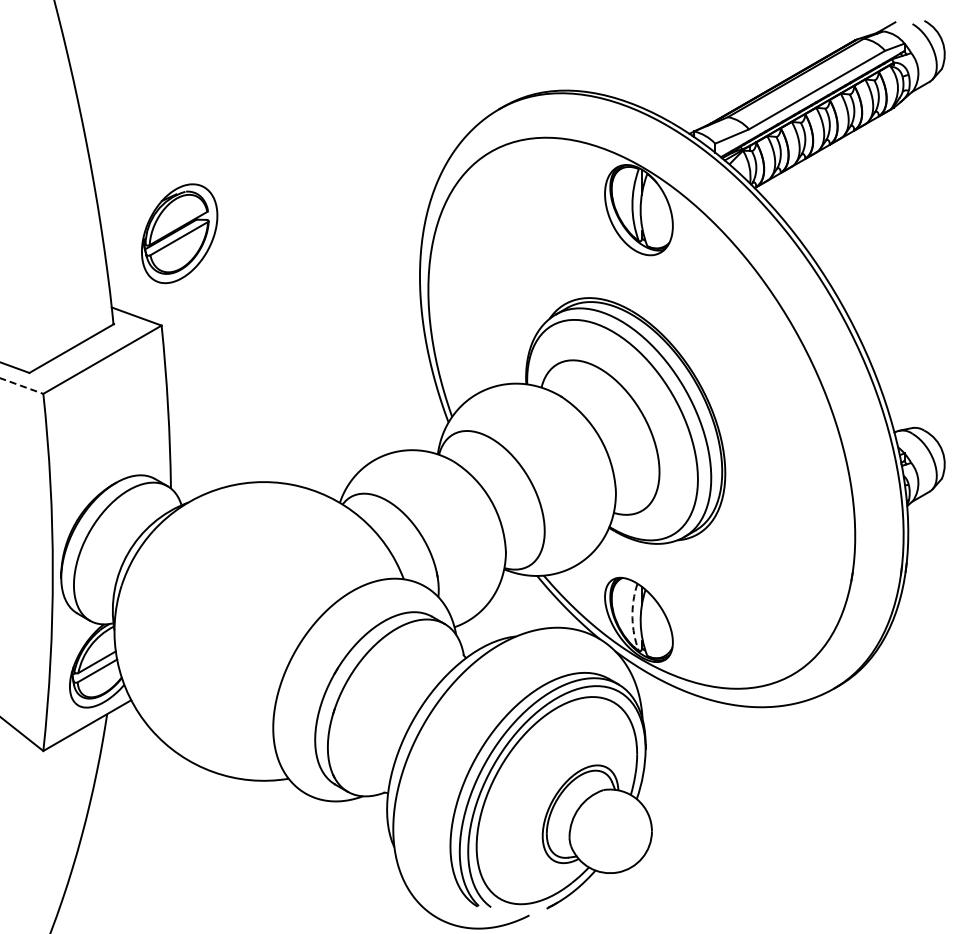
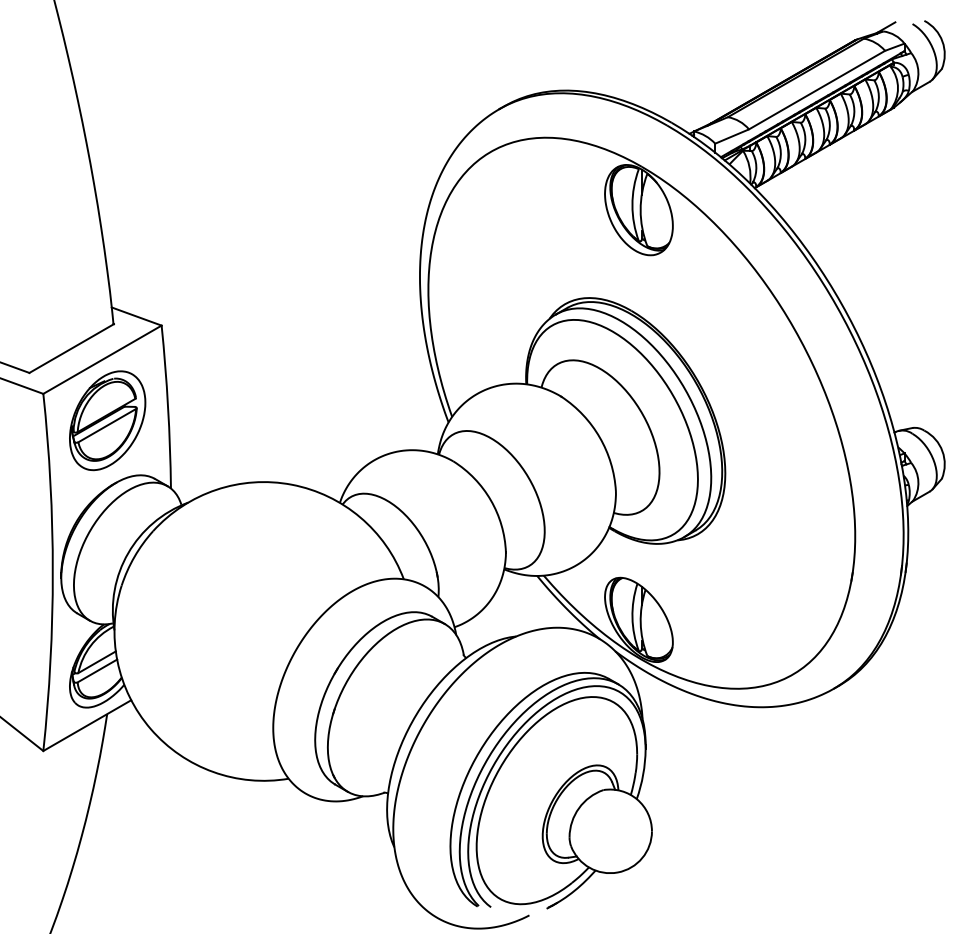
part position: (179, 233) -> (107, 420) (107, 420)
line: dashed -> solid (21, 386)
arc: dashed -> solid (632, 617)
